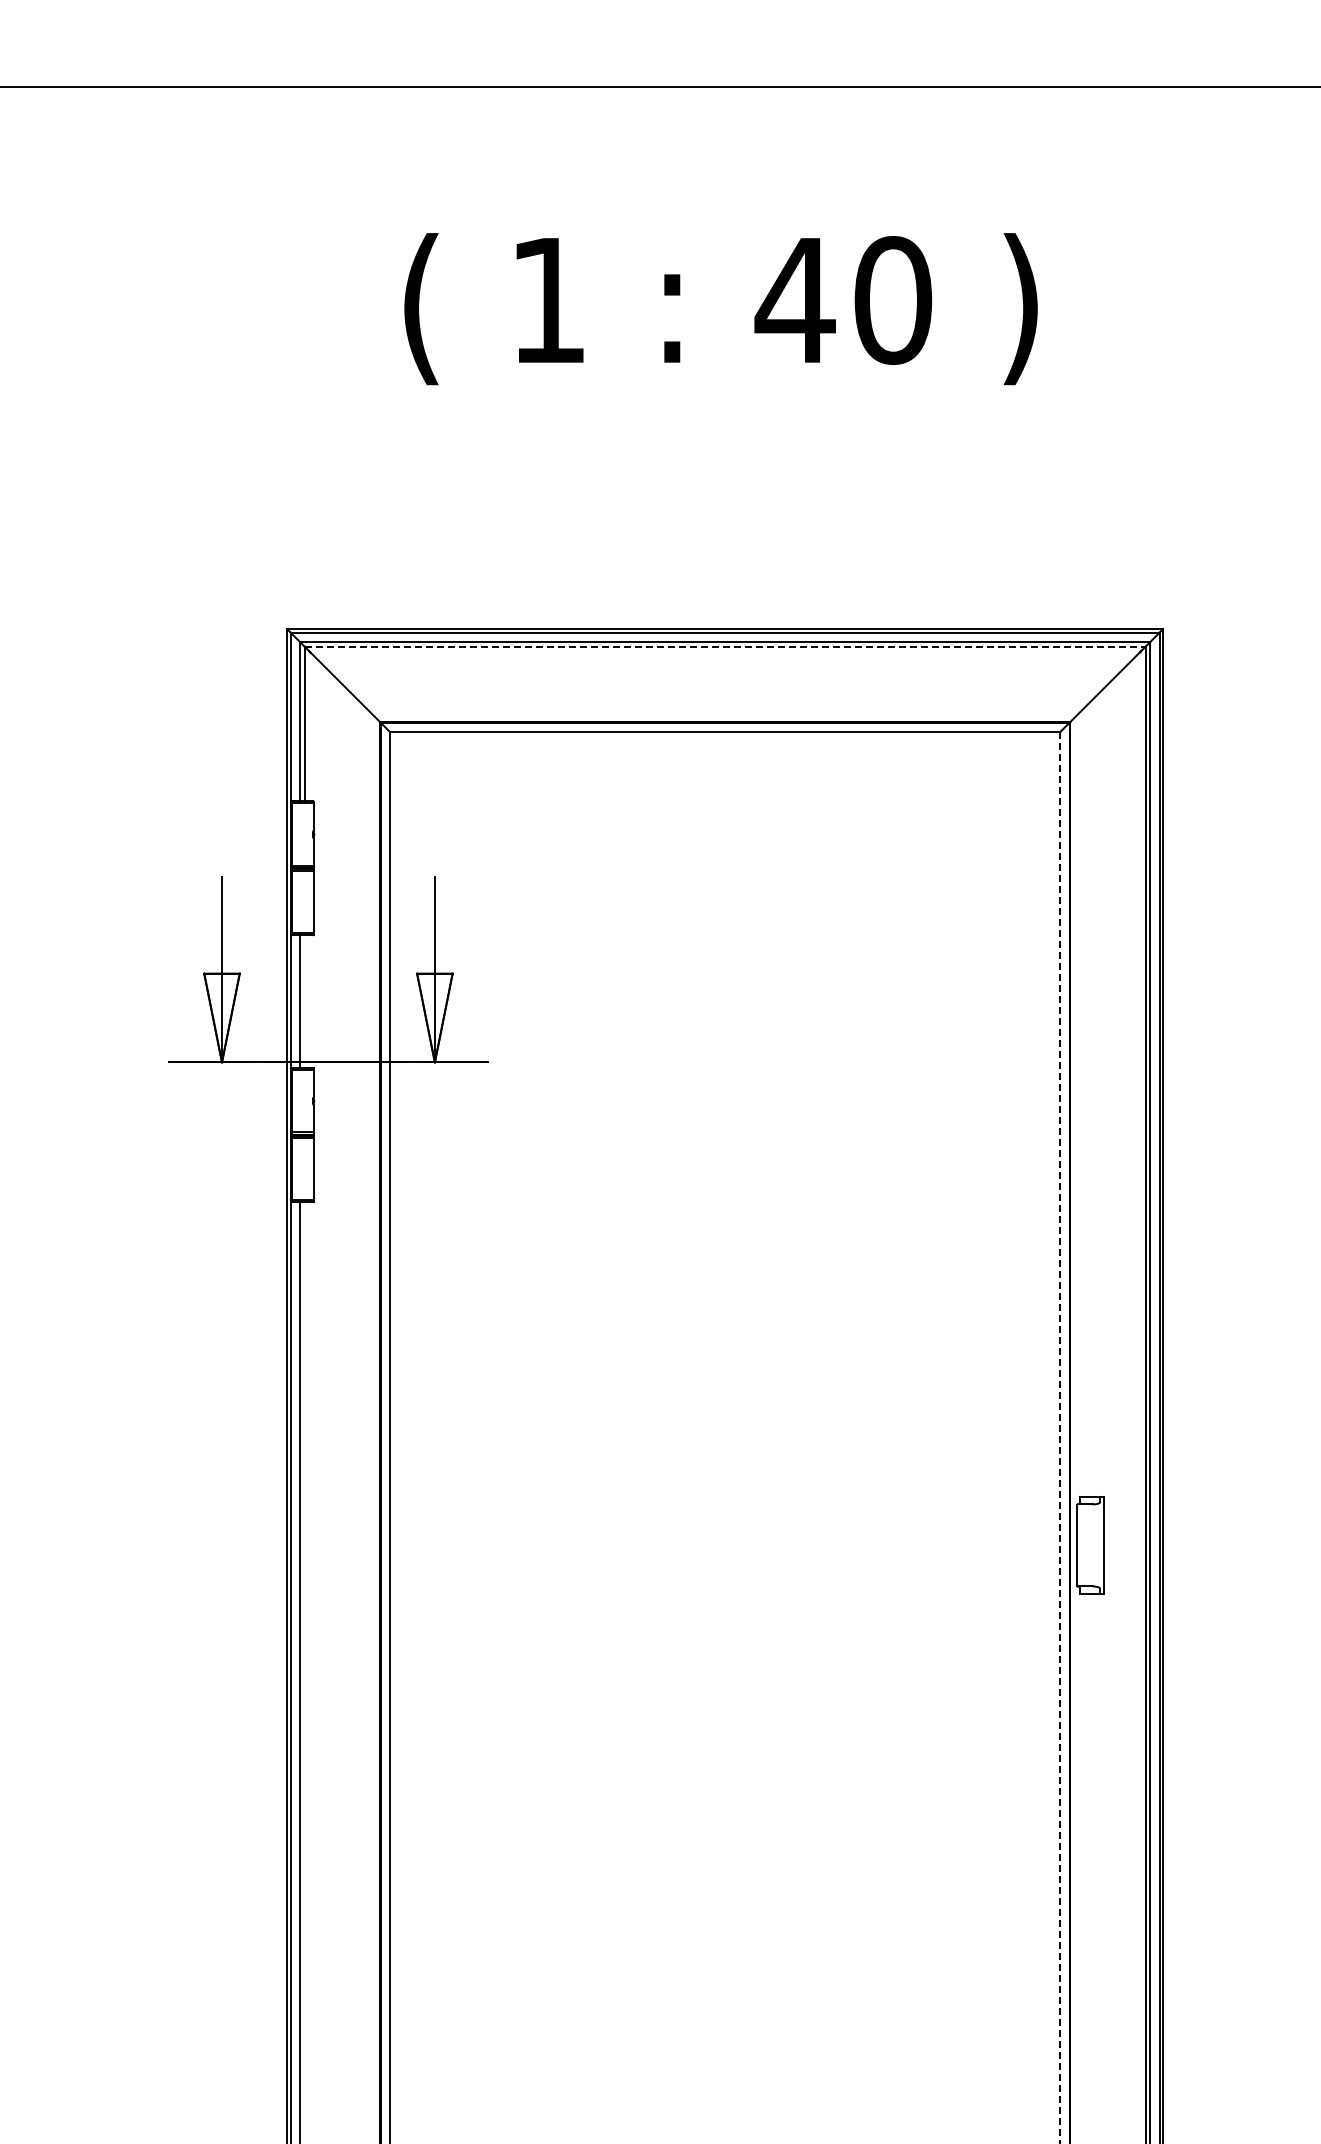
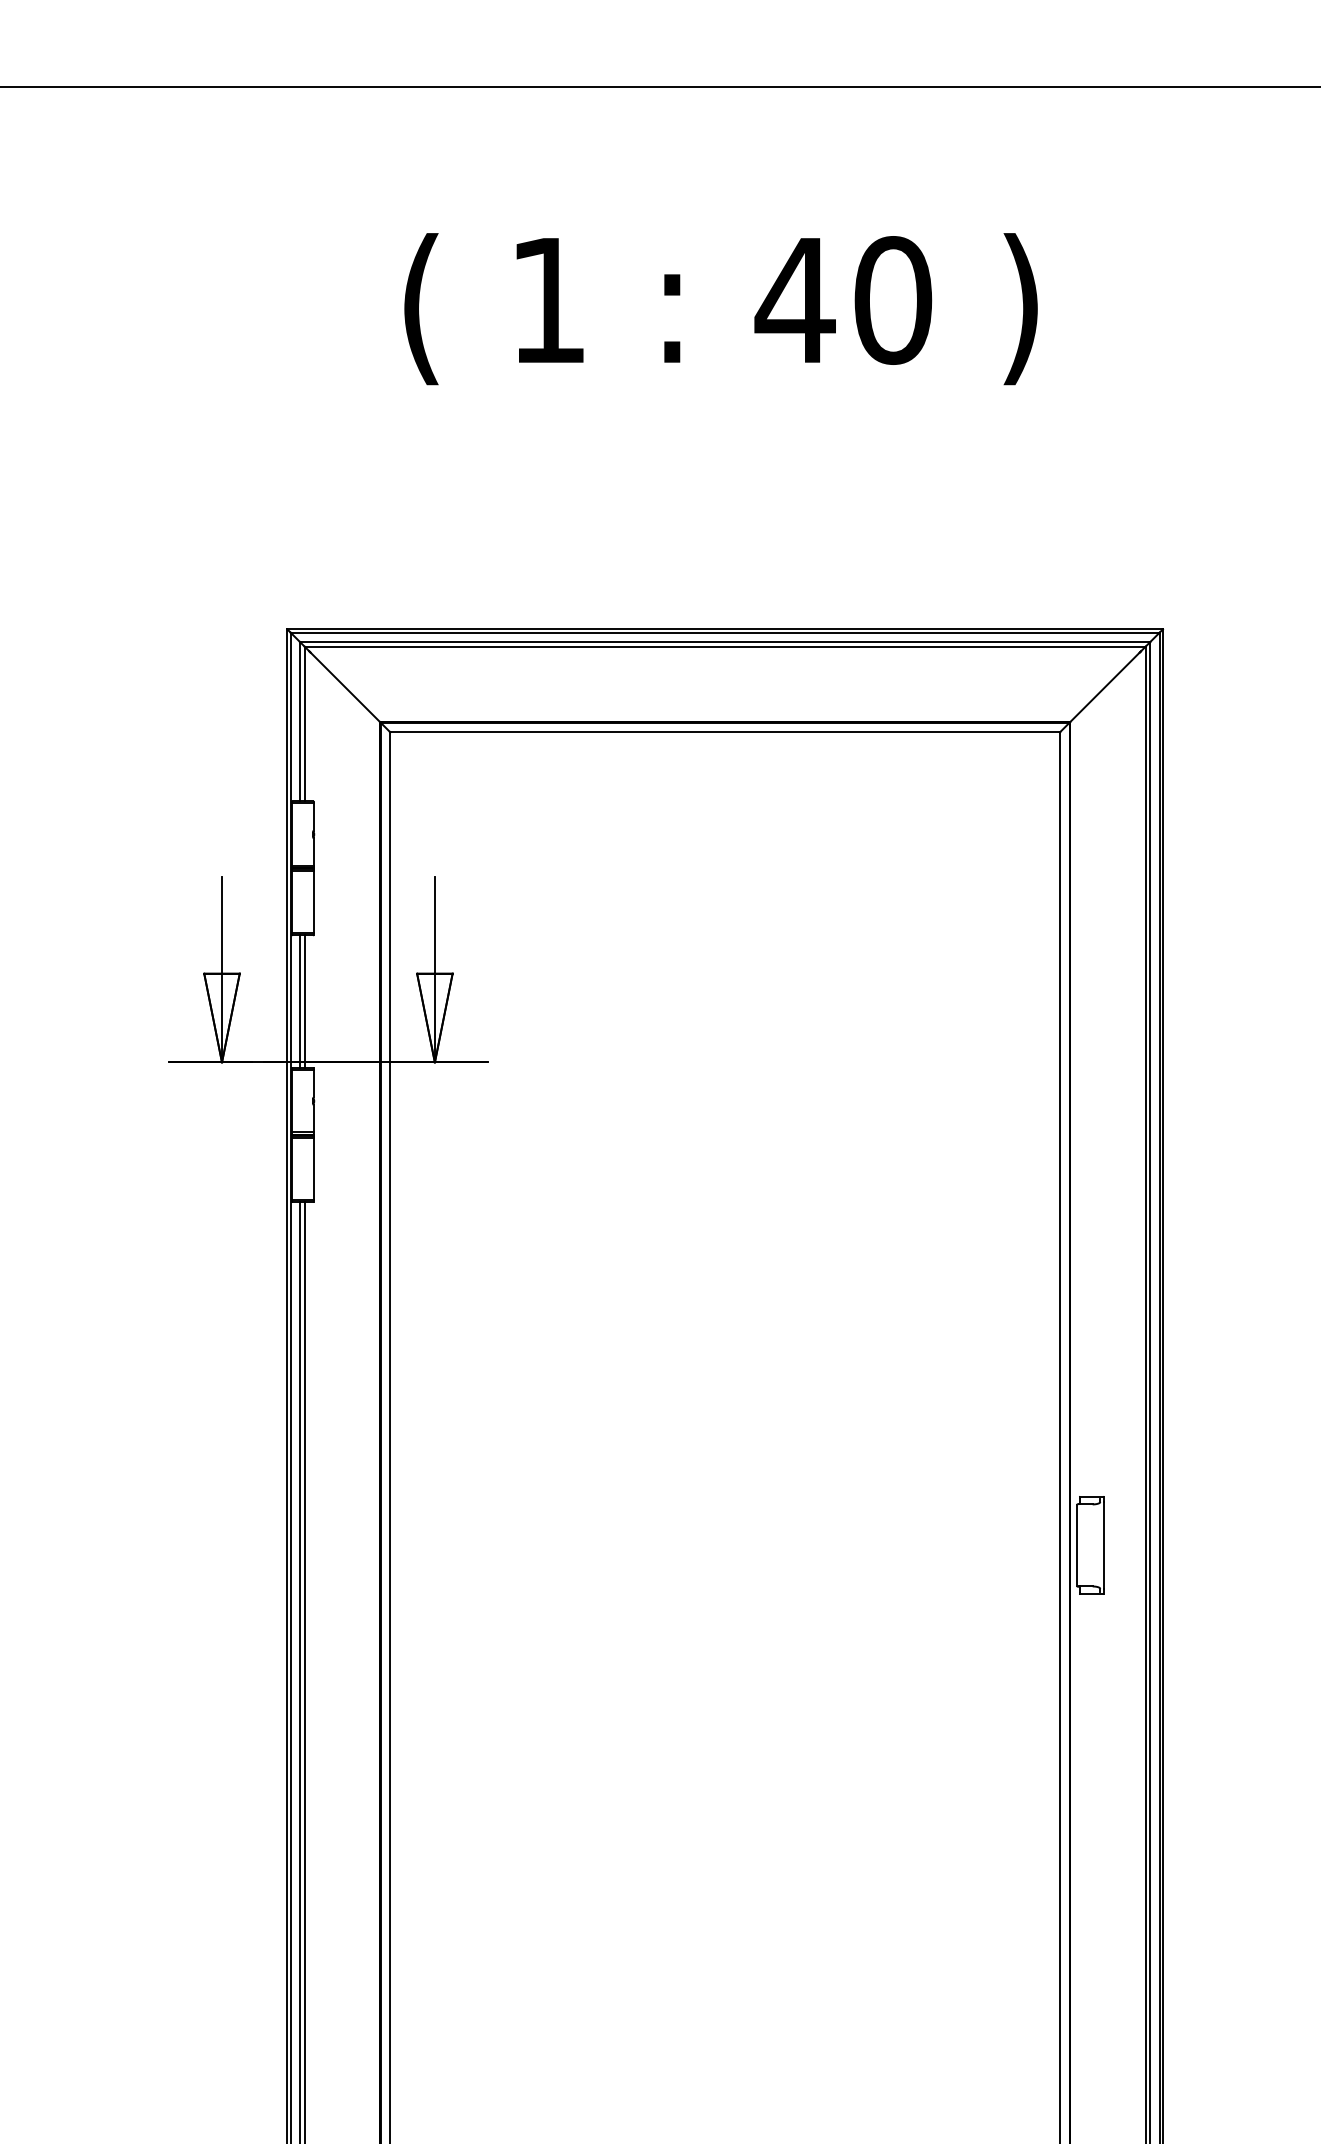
line: dashed -> solid (725, 646)
line: none -> present (304, 1001)
line: dashed -> solid (1059, 1438)
line: none -> present (304, 1671)
